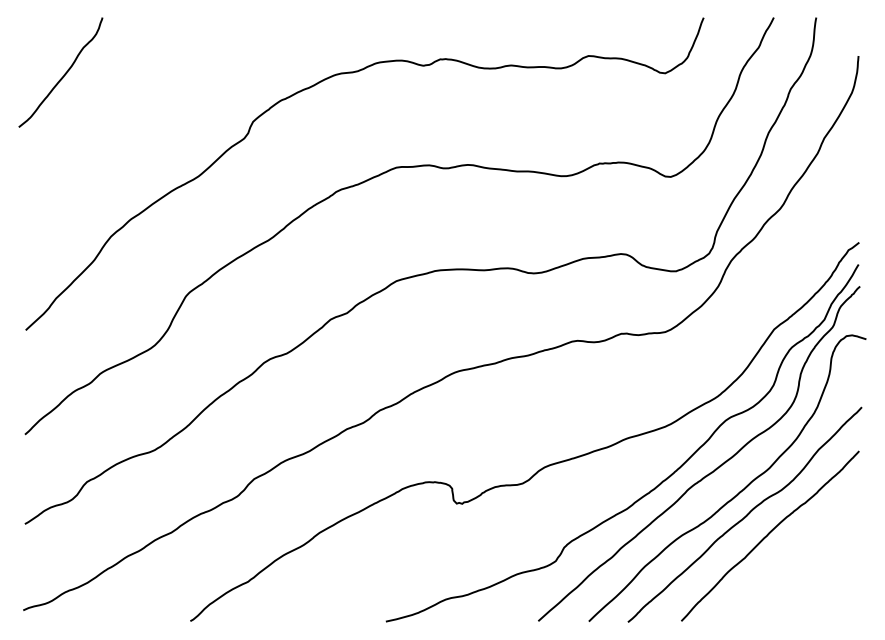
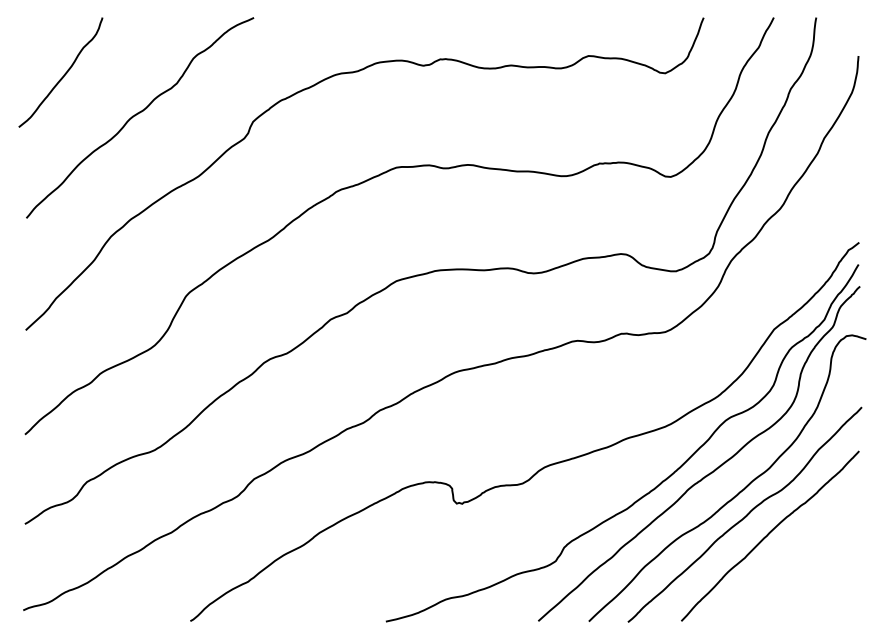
curve: none -> present (138, 114)
